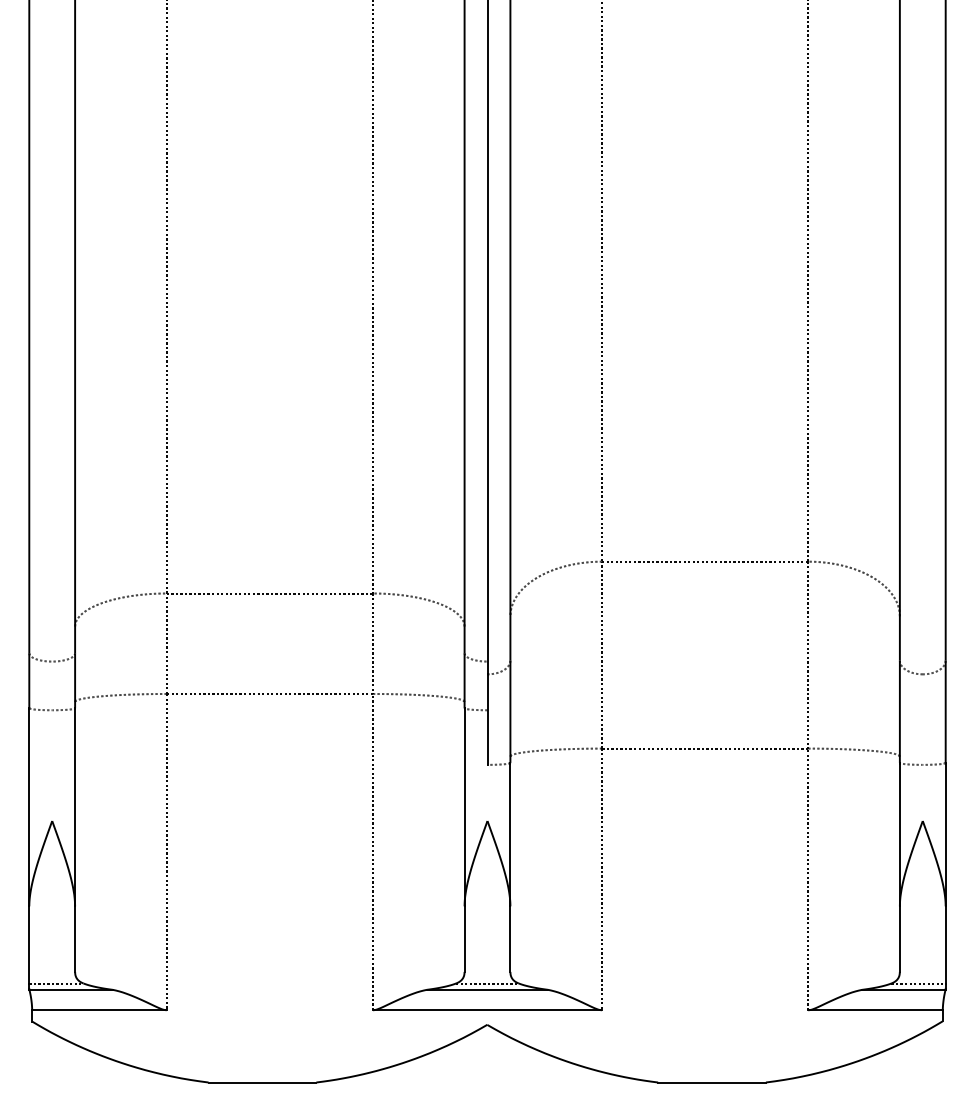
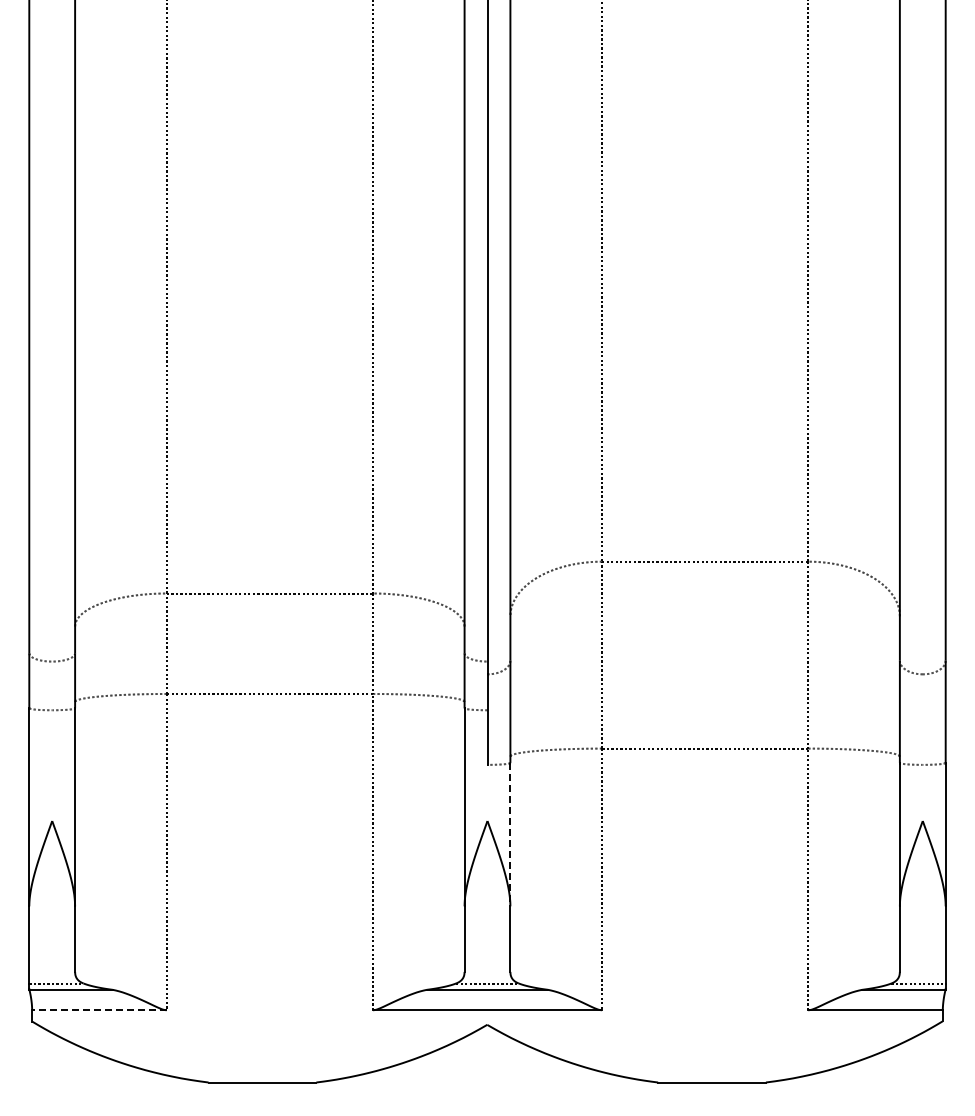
line: solid -> dashed (510, 834)
line: solid -> dashed (98, 1010)
